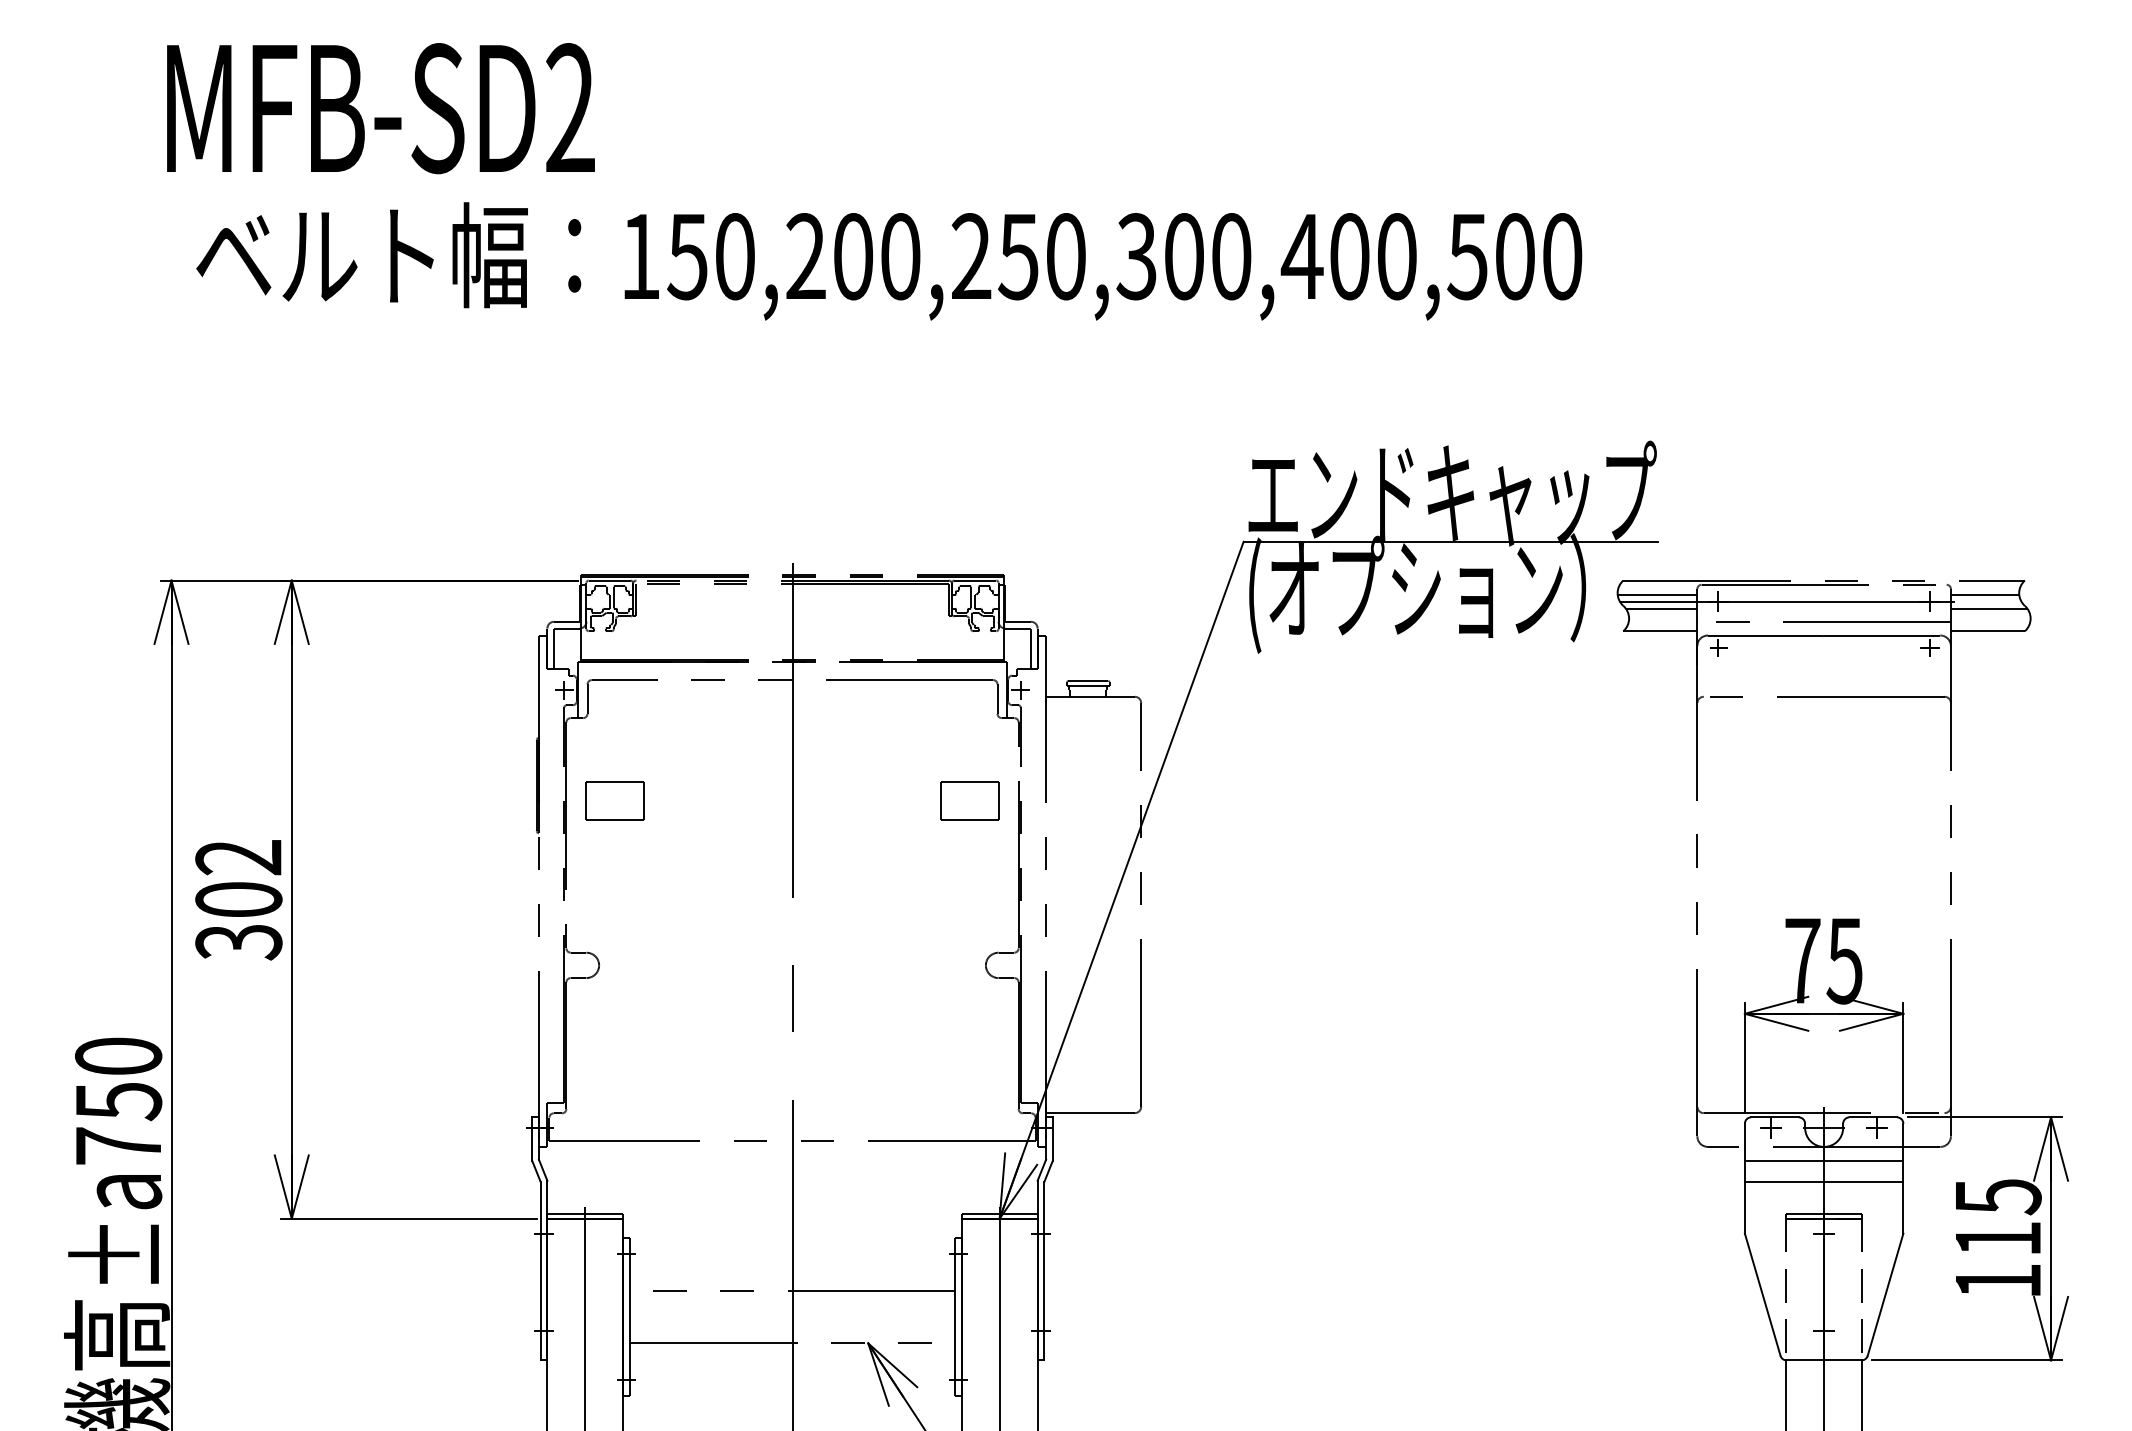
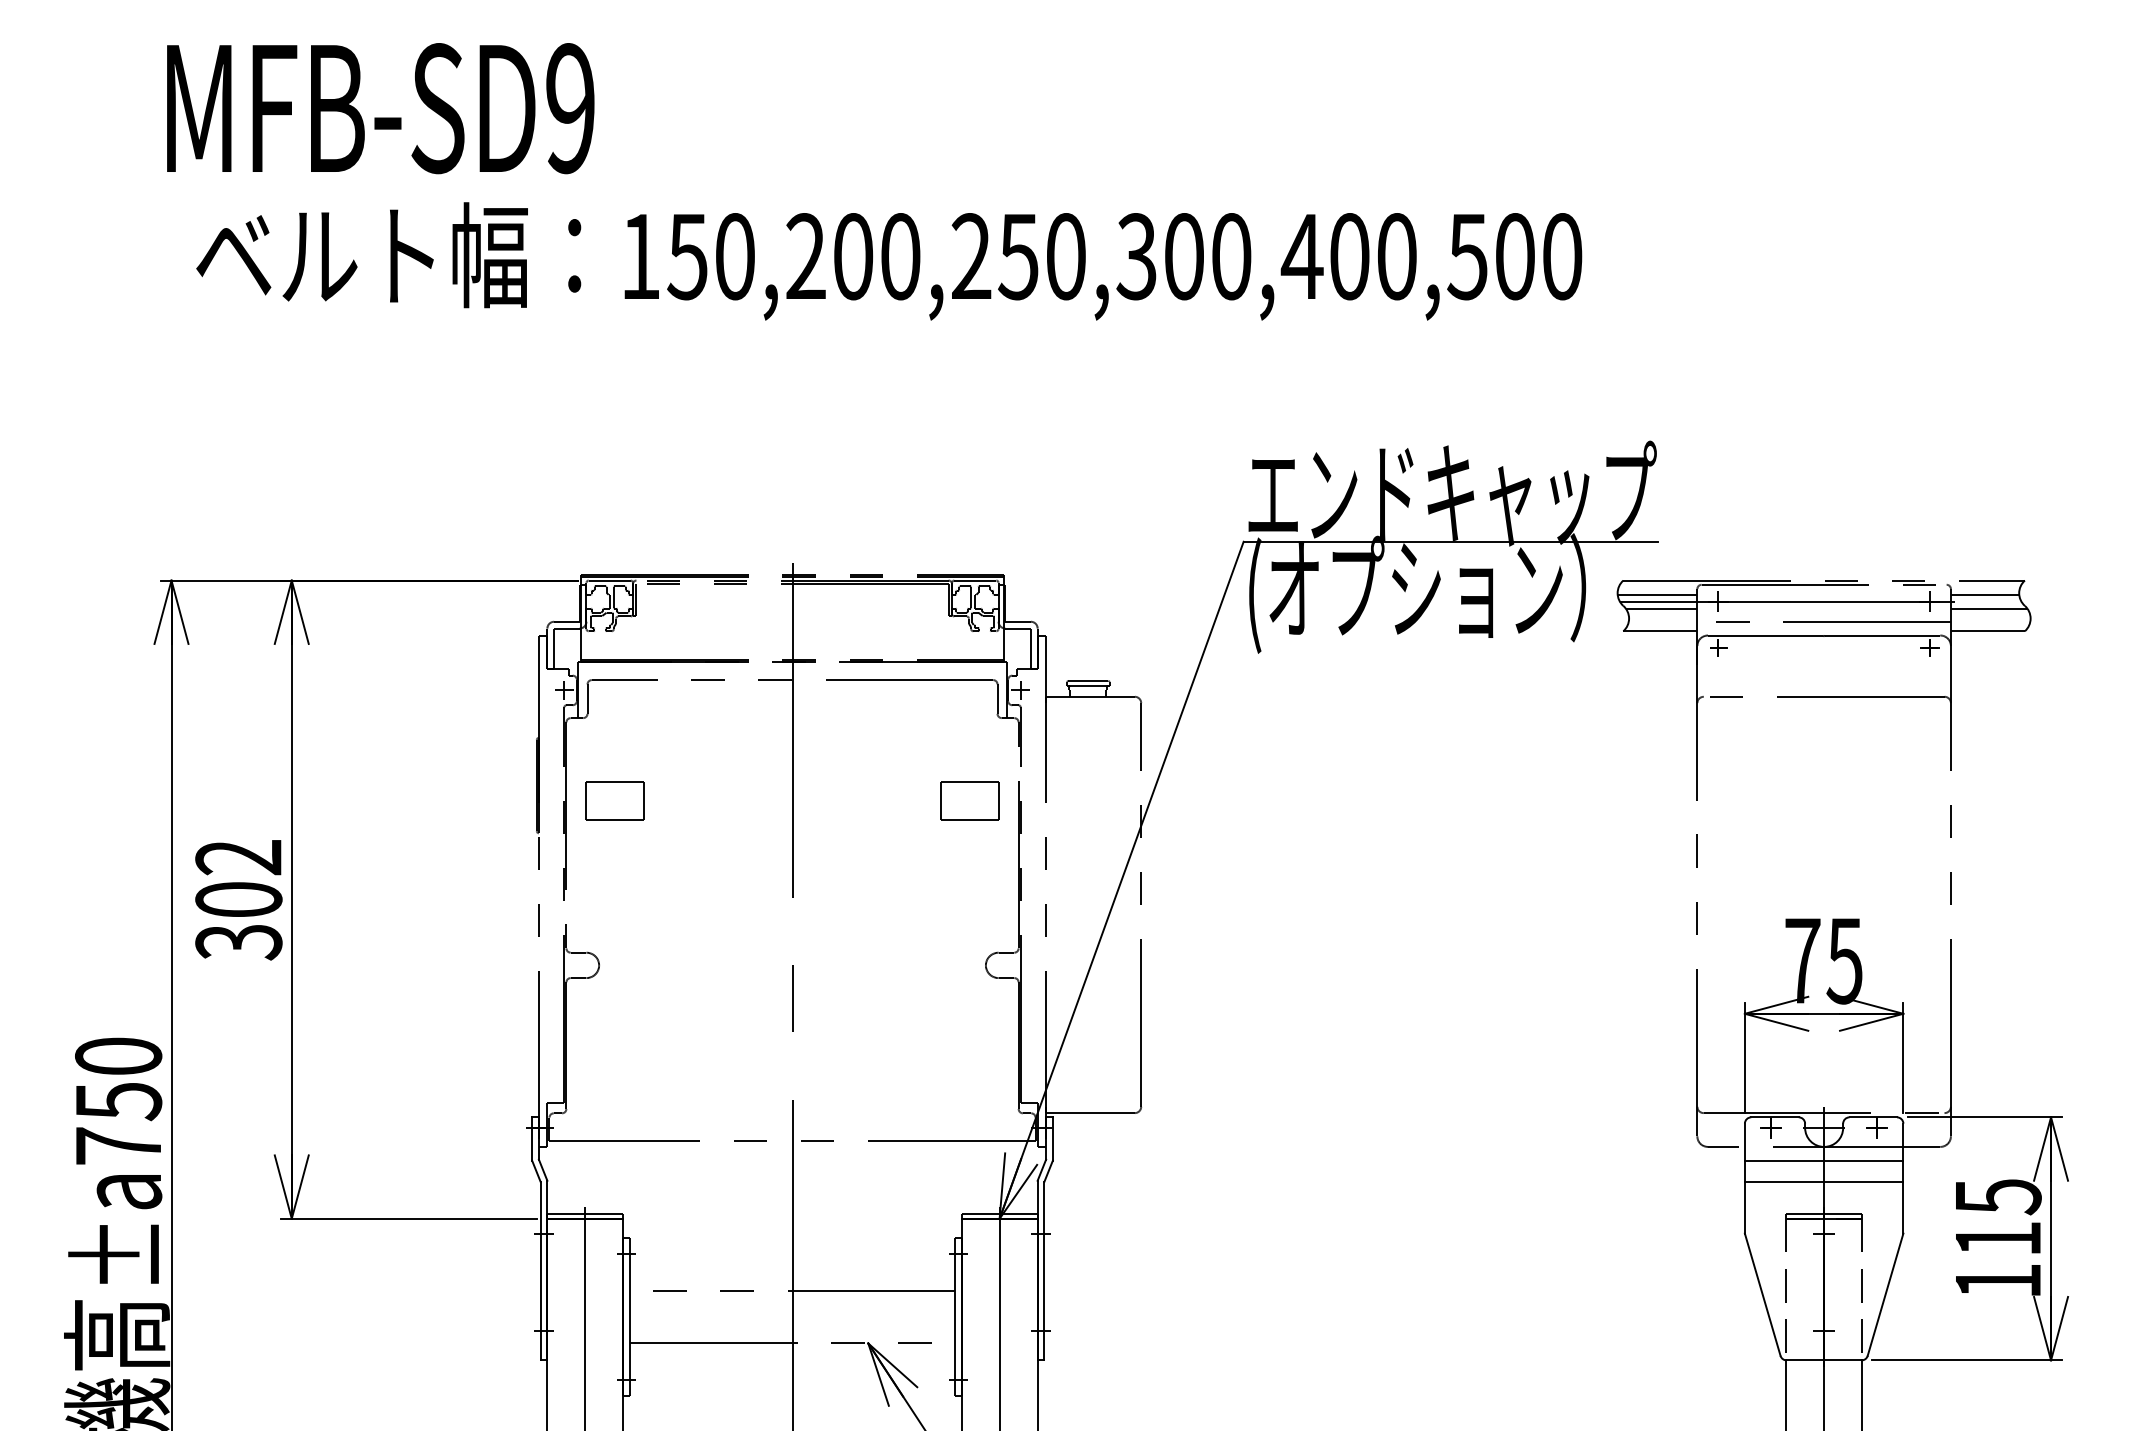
text: MFB-SD2 -> MFB-SD9 (570, 108)
